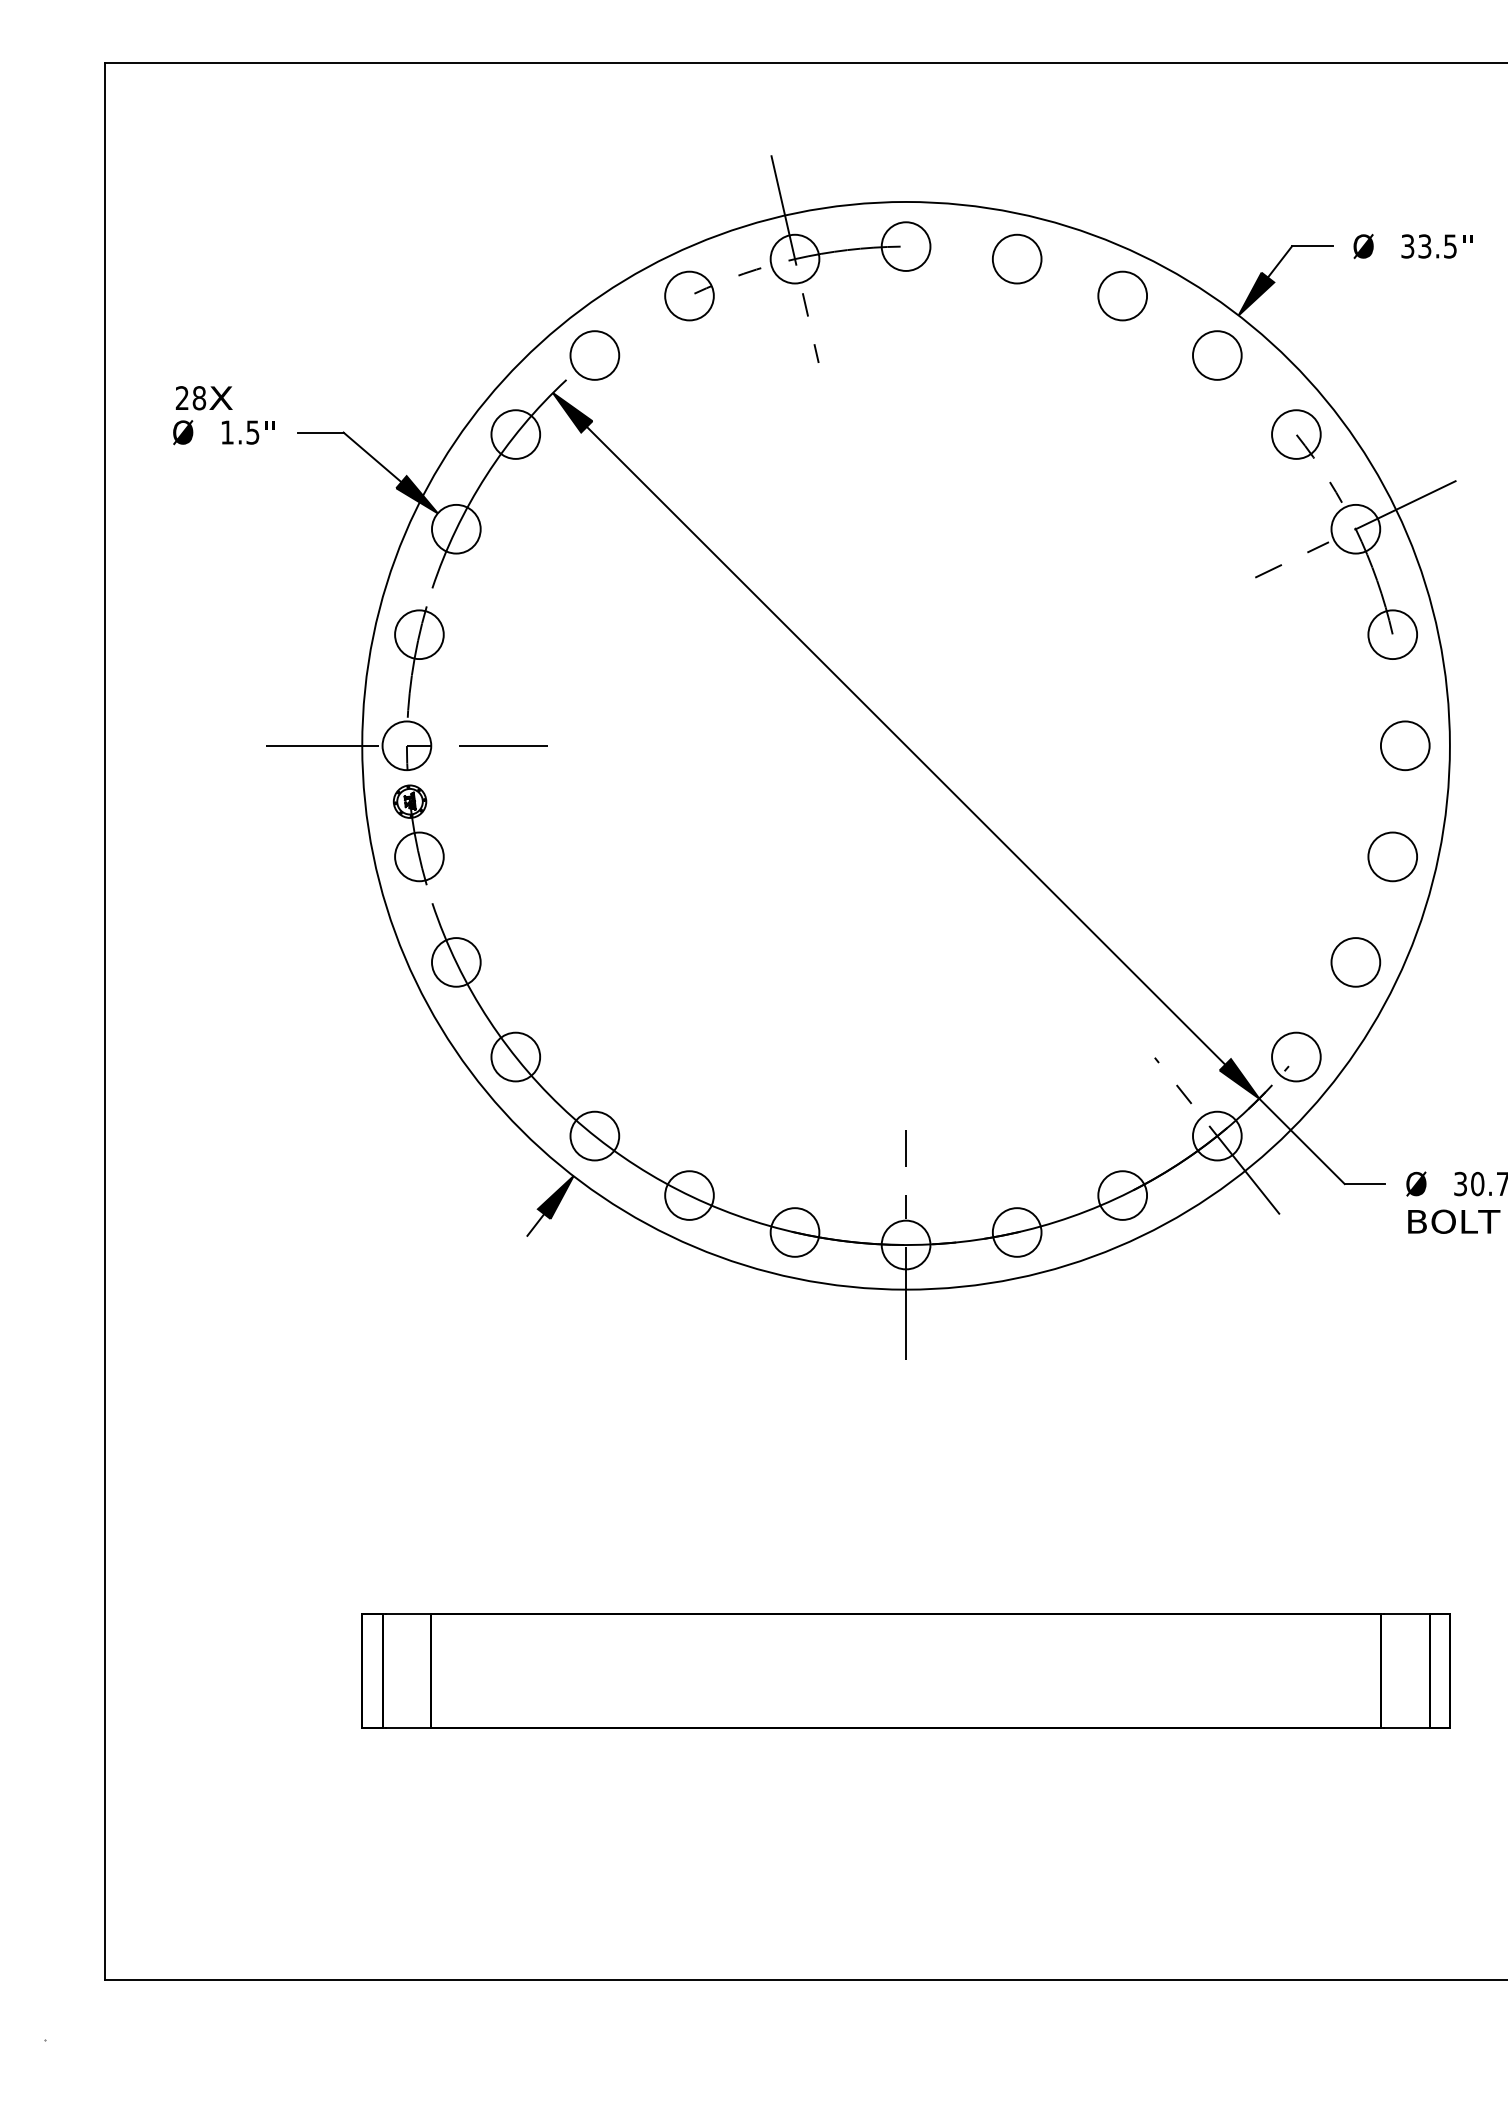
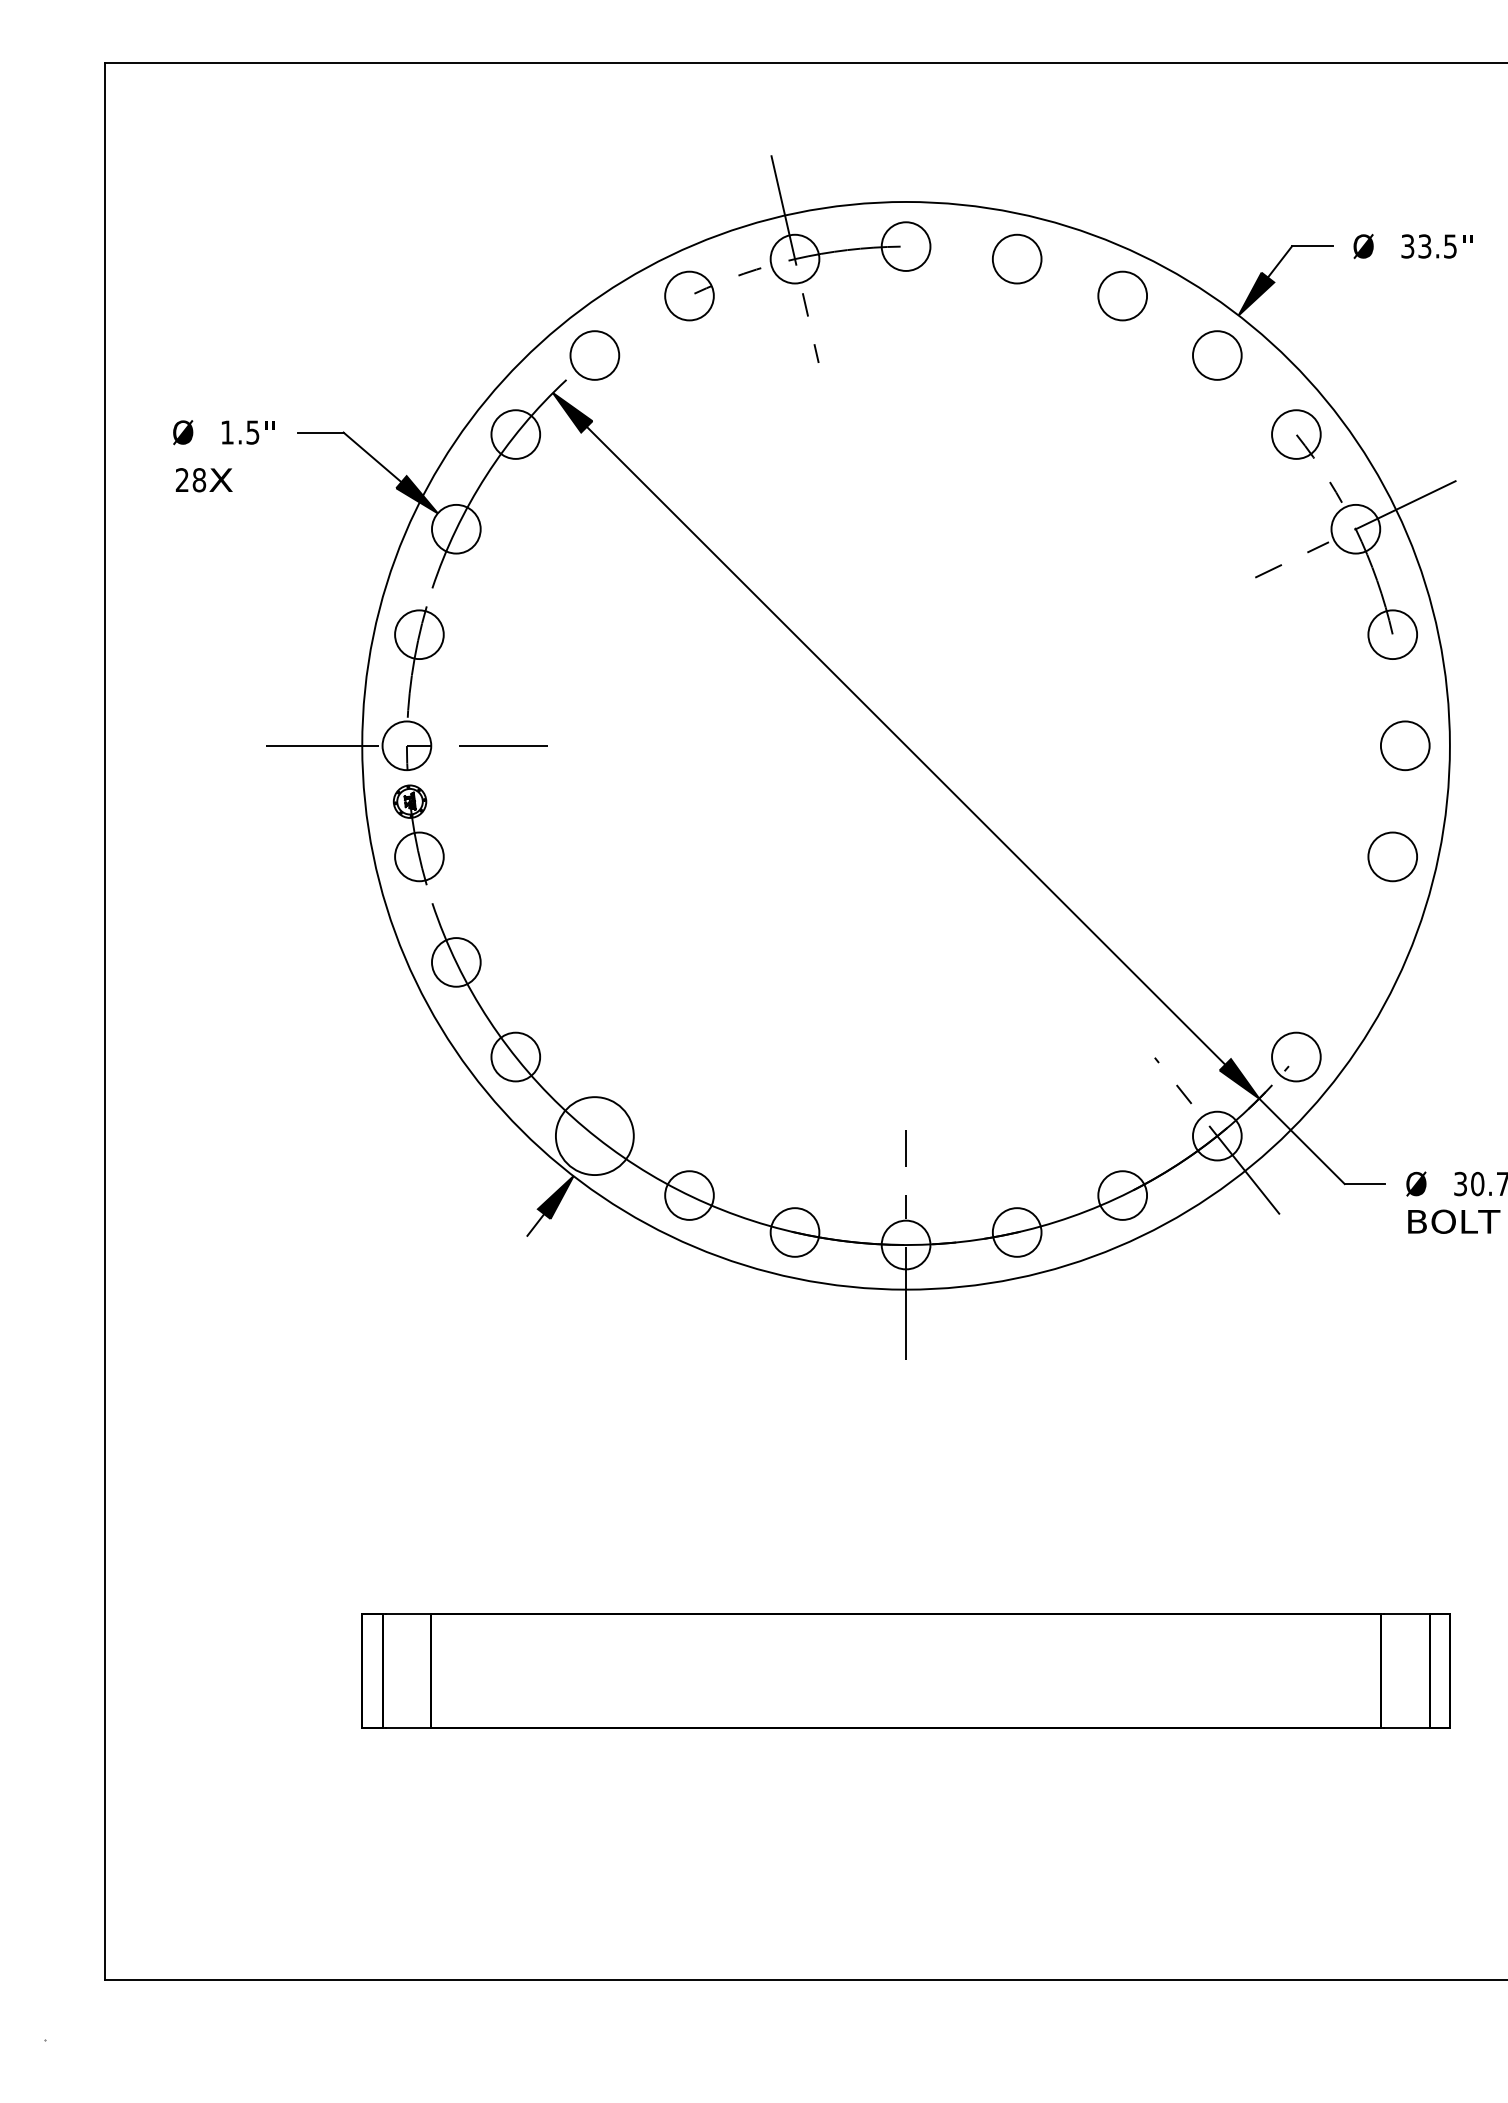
text position: (203, 398) -> (203, 480) (203, 480)
circle: present -> none (1355, 962)
circle diameter: 49 px -> 78 px (594, 1136)
